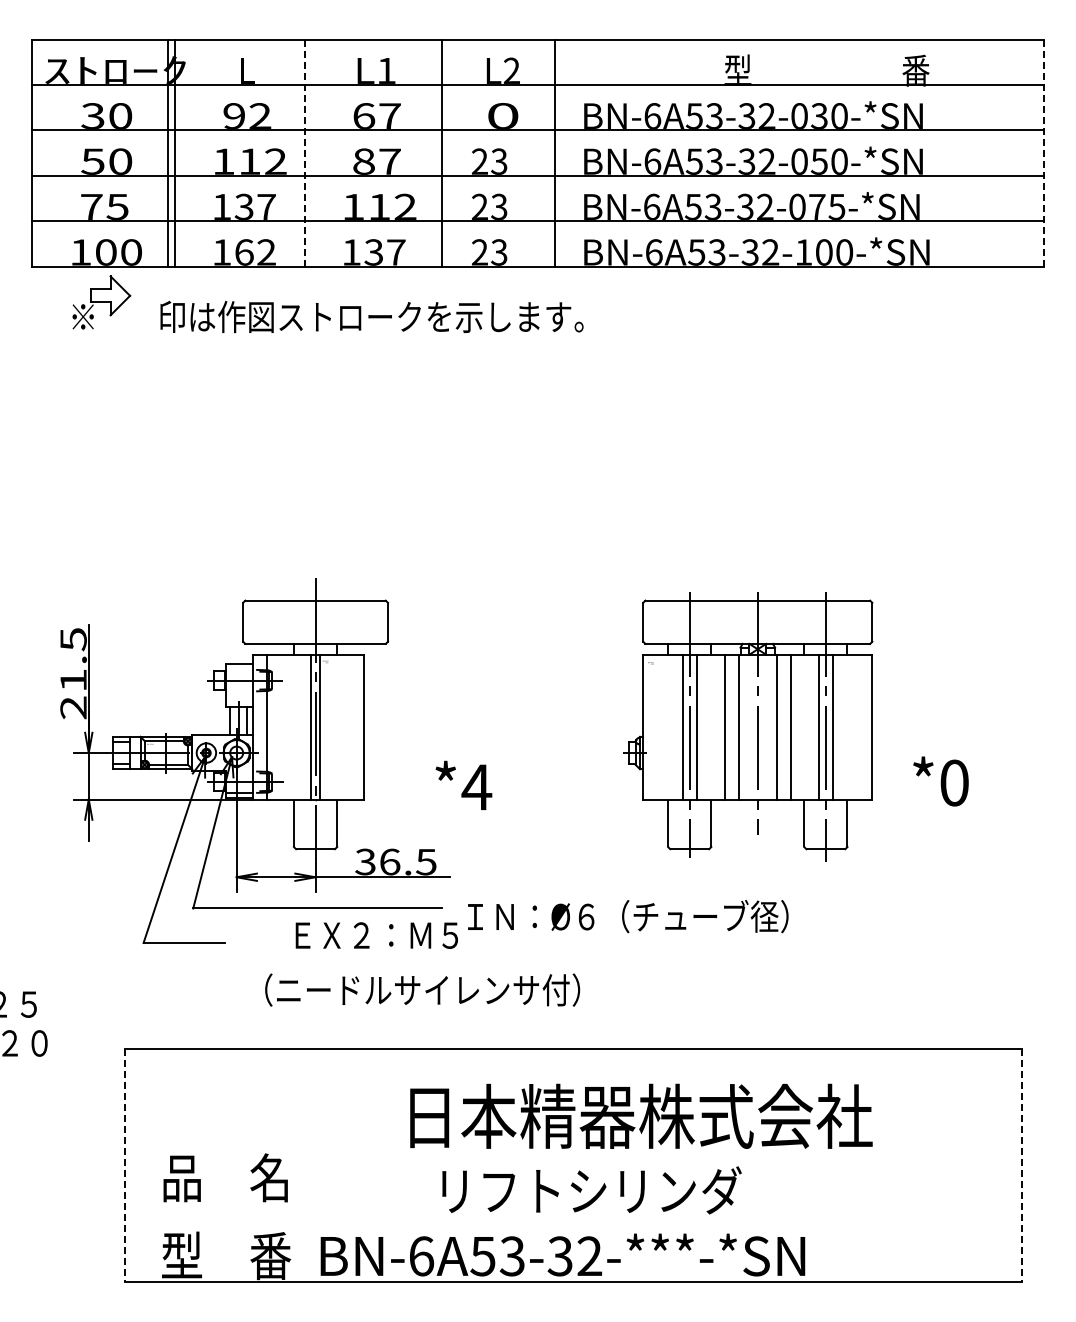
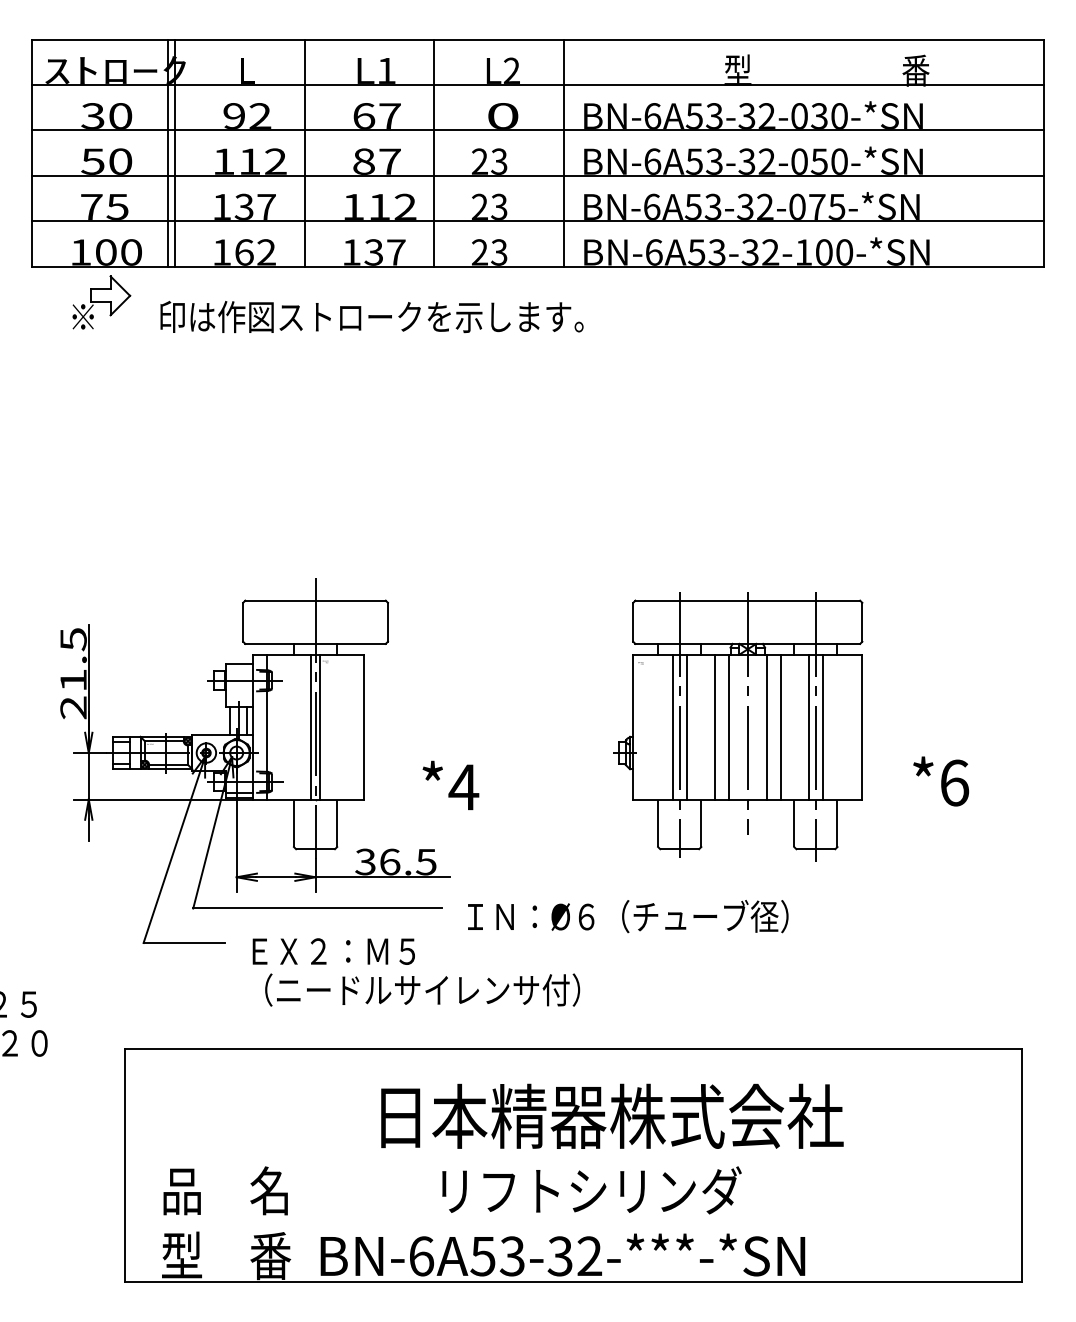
line position: (442, 152) -> (434, 152) (434, 152)
line position: (554, 152) -> (563, 152) (563, 152)
line: dashed -> solid (304, 153)
line: dashed -> solid (1043, 153)
part position: (748, 726) -> (738, 726) (738, 726)
text: *0 -> *6 (954, 782)
text position: (463, 784) -> (450, 784) (450, 784)
text position: (376, 935) -> (333, 951) (333, 951)
text position: (641, 1115) -> (612, 1115) (612, 1115)
line: dashed -> solid (125, 1165)
line: dashed -> solid (1022, 1165)
text position: (225, 1177) -> (225, 1190) (225, 1190)
